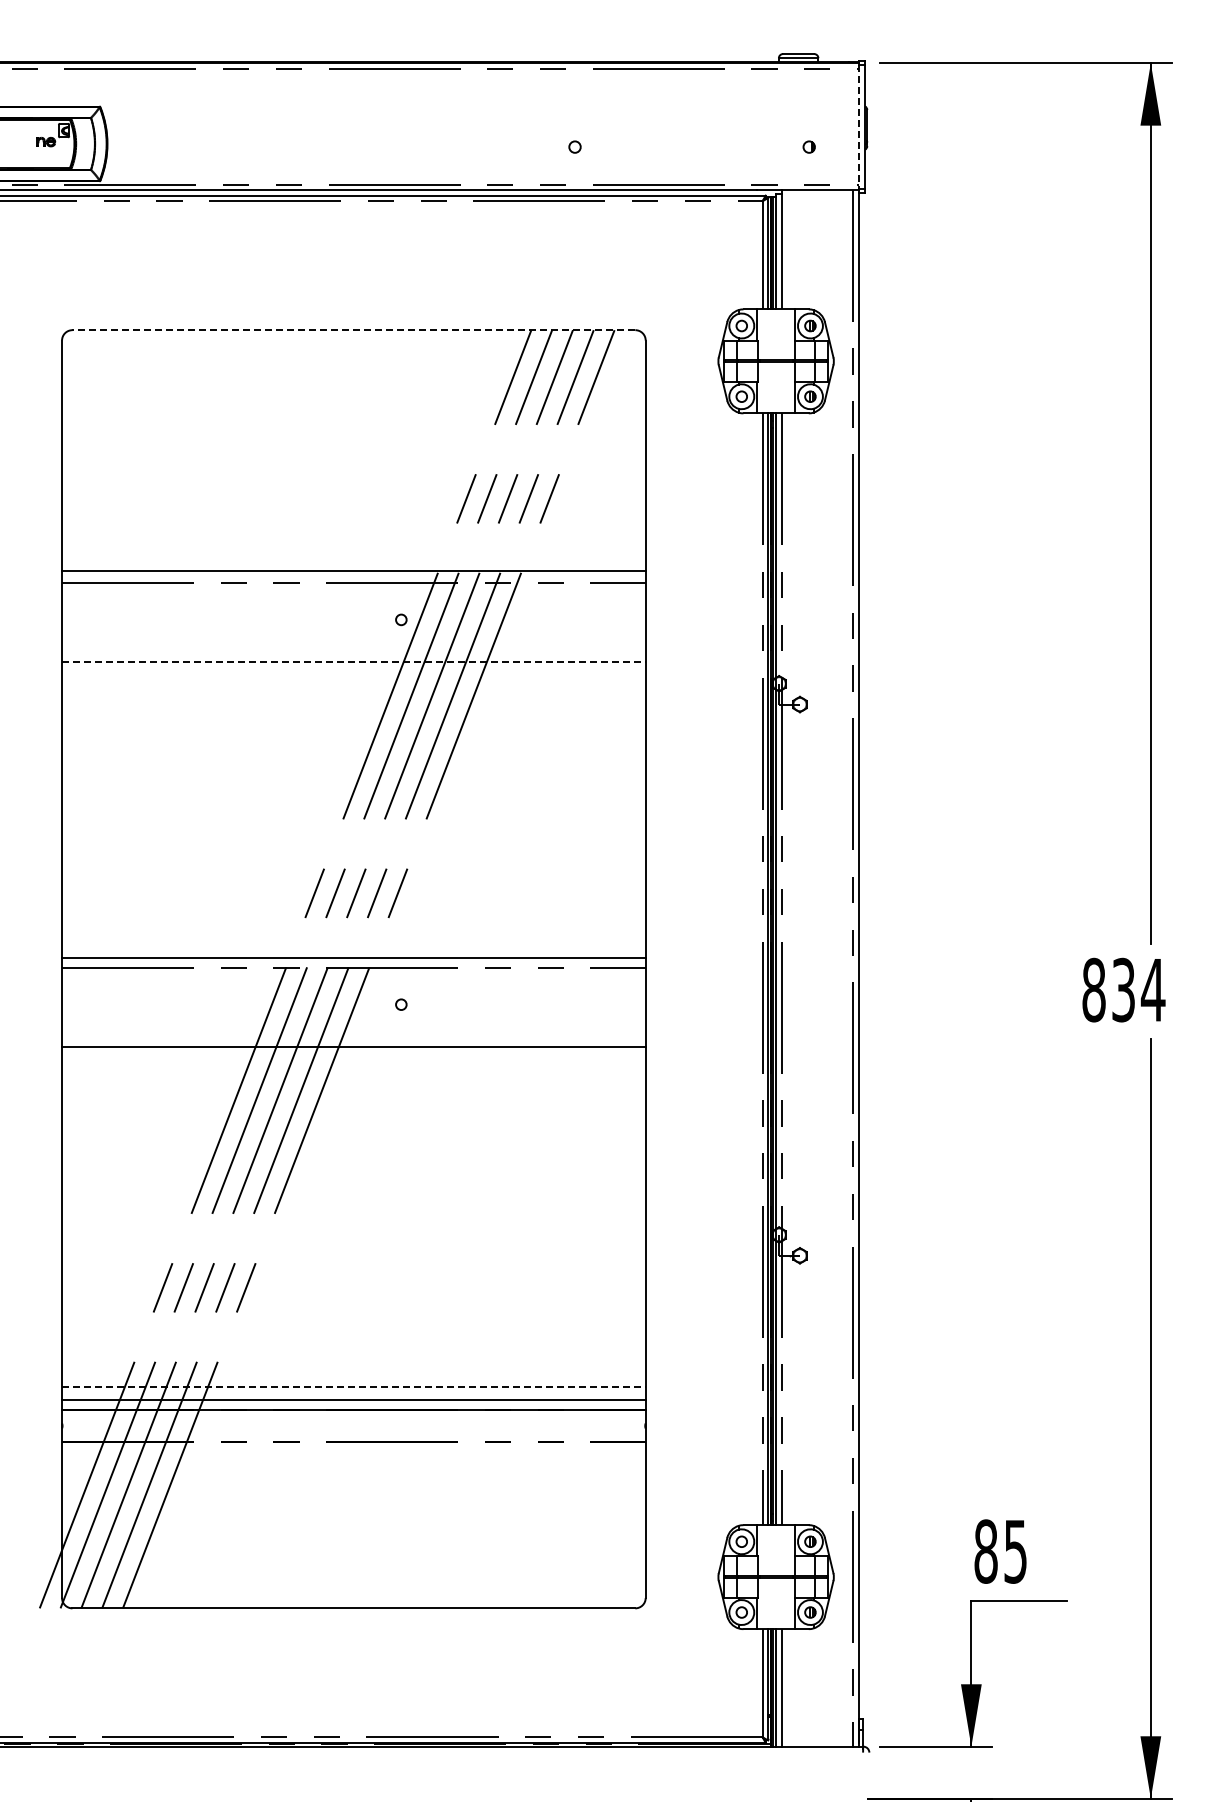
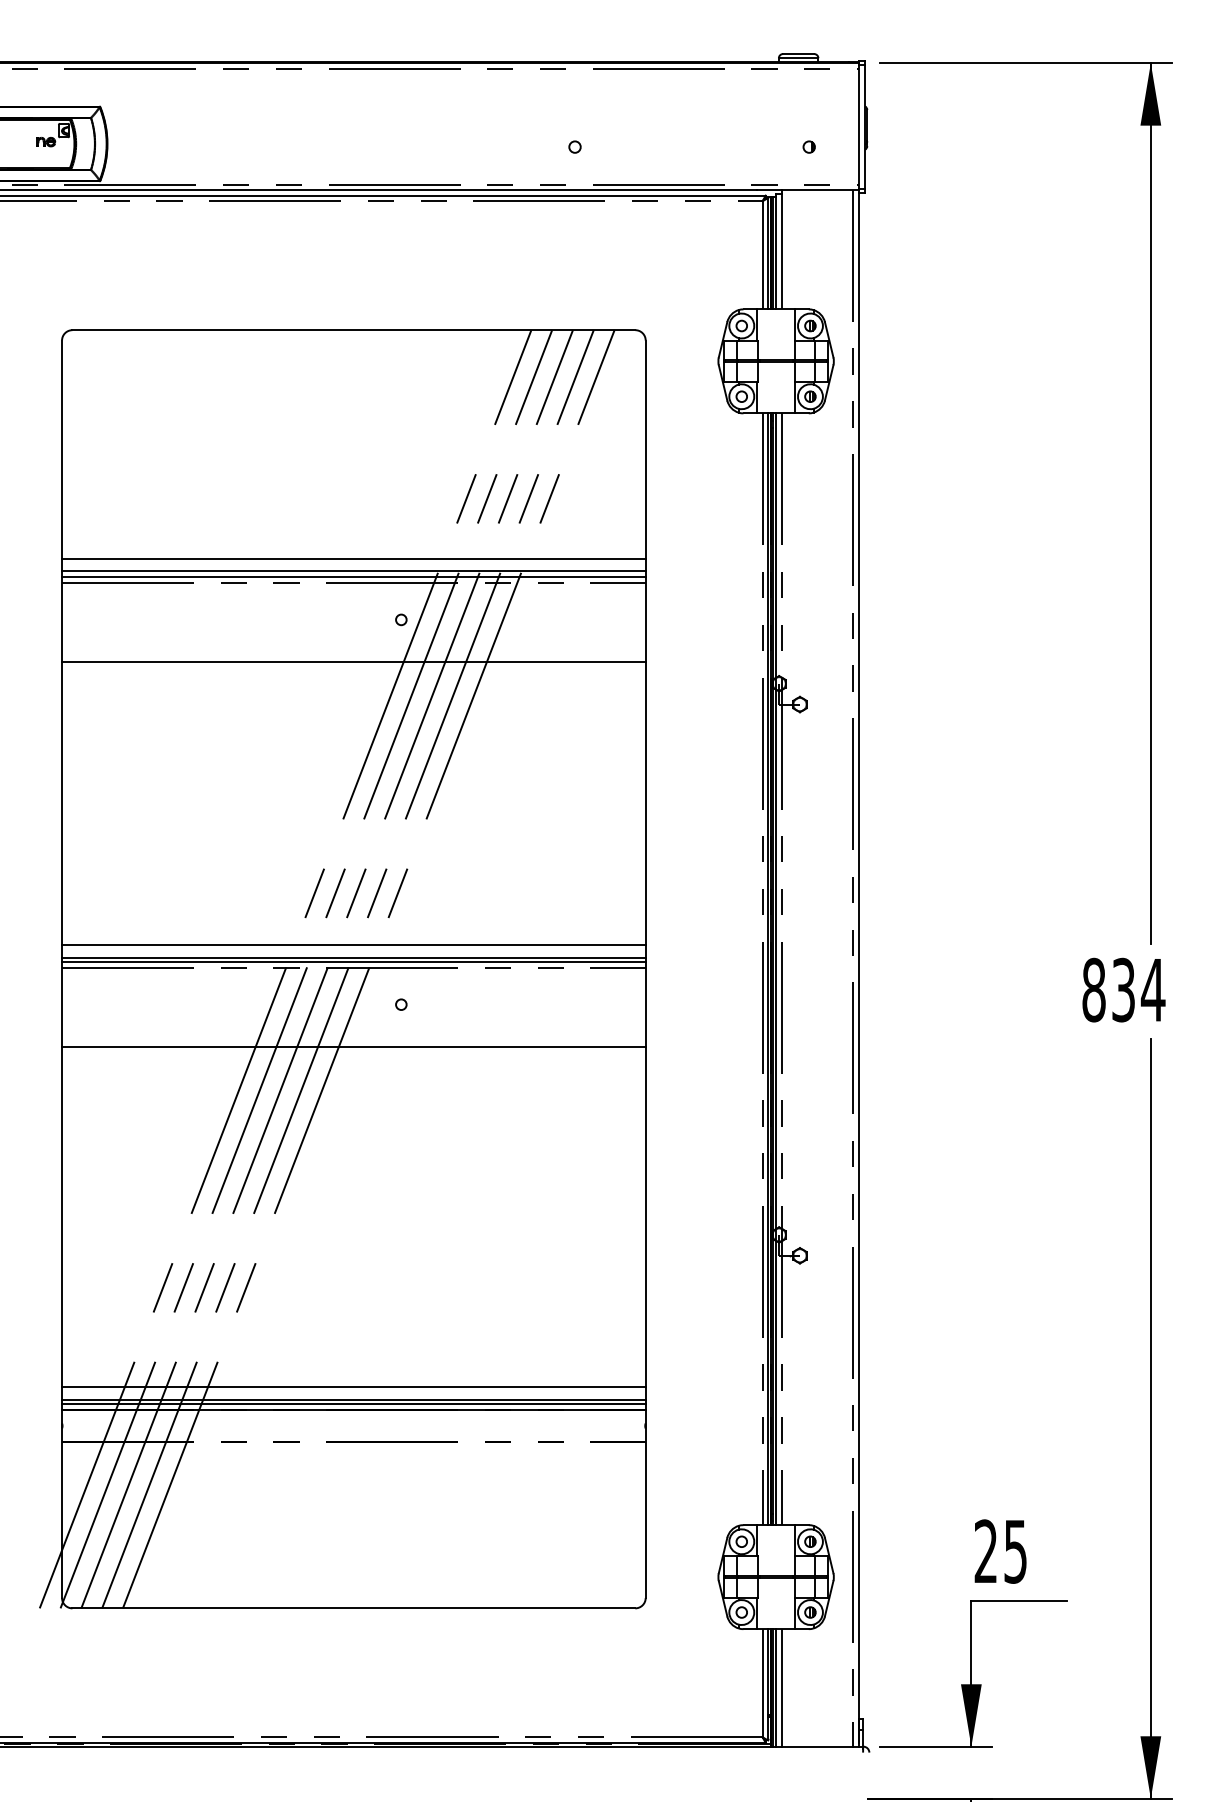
line: dashed -> solid (858, 127)
line: dashed -> solid (353, 330)
line: none -> present (353, 558)
line: none -> present (353, 577)
line: dashed -> solid (353, 661)
line: none -> present (353, 945)
line: none -> present (353, 961)
line: dashed -> solid (353, 1387)
line: none -> present (353, 1403)
text: 85 -> 25 (985, 1551)
